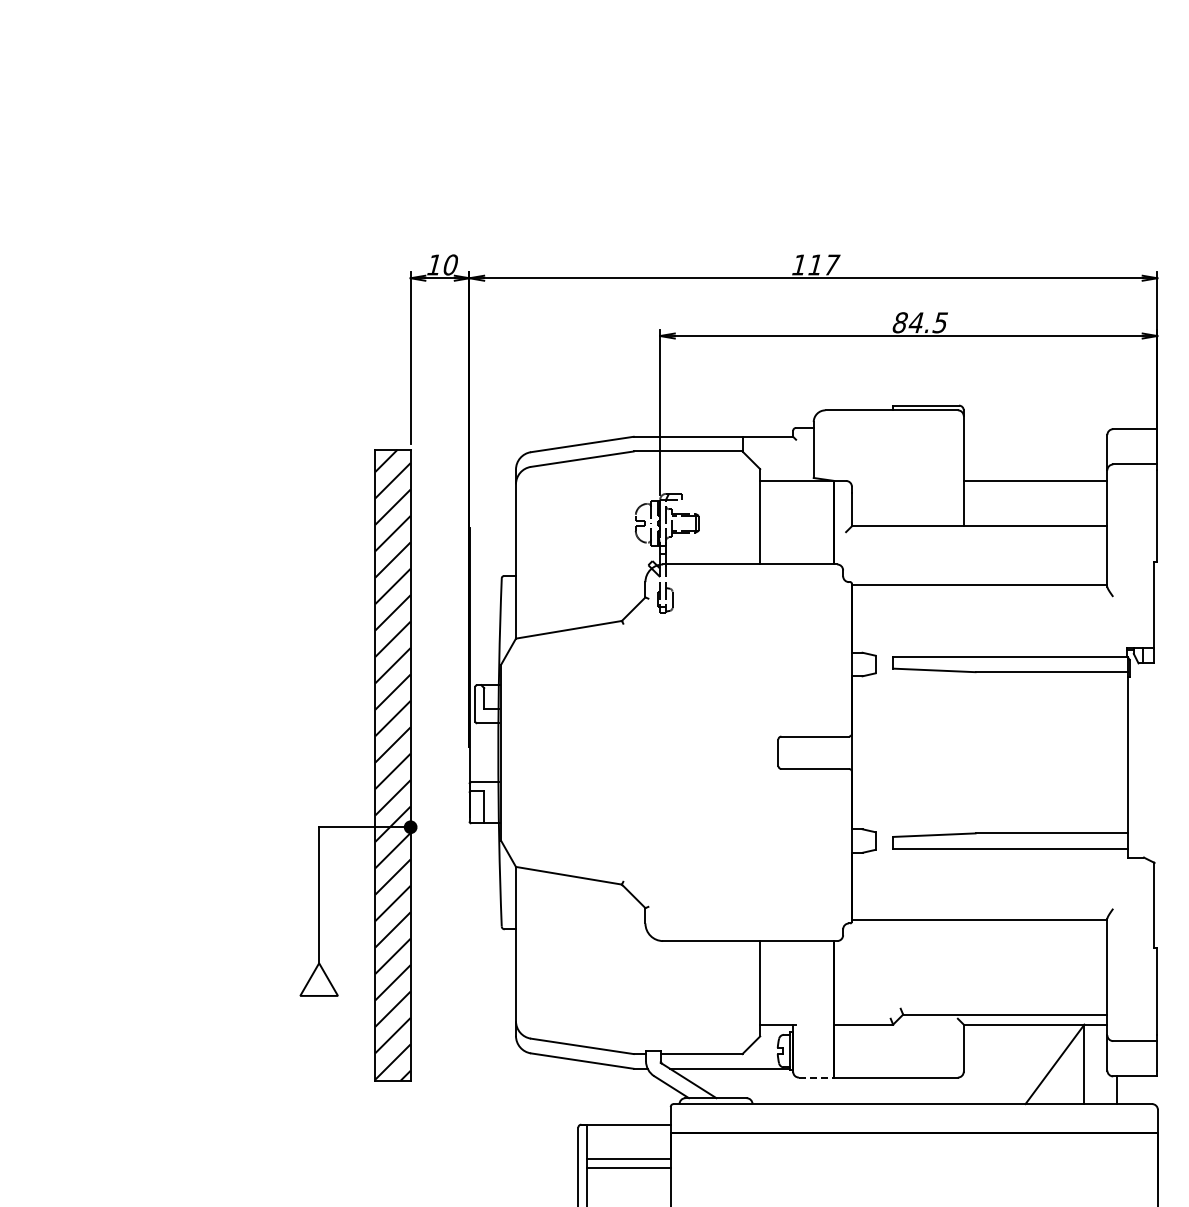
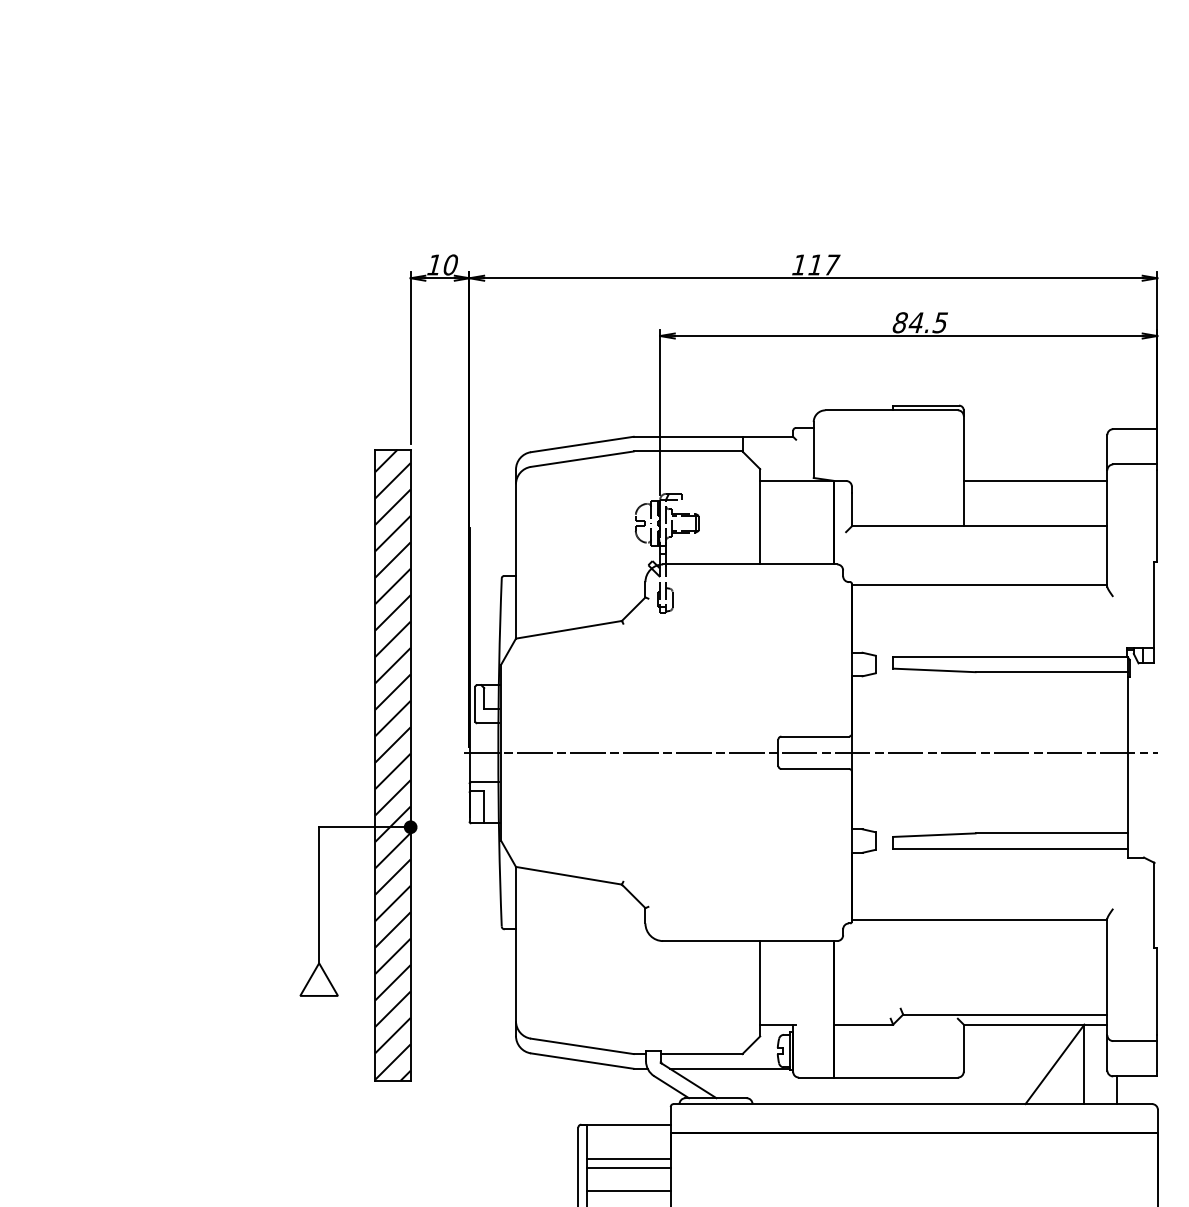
line: none -> present (810, 752)
line: dashed -> solid (816, 1077)
line: none -> present (628, 1191)
